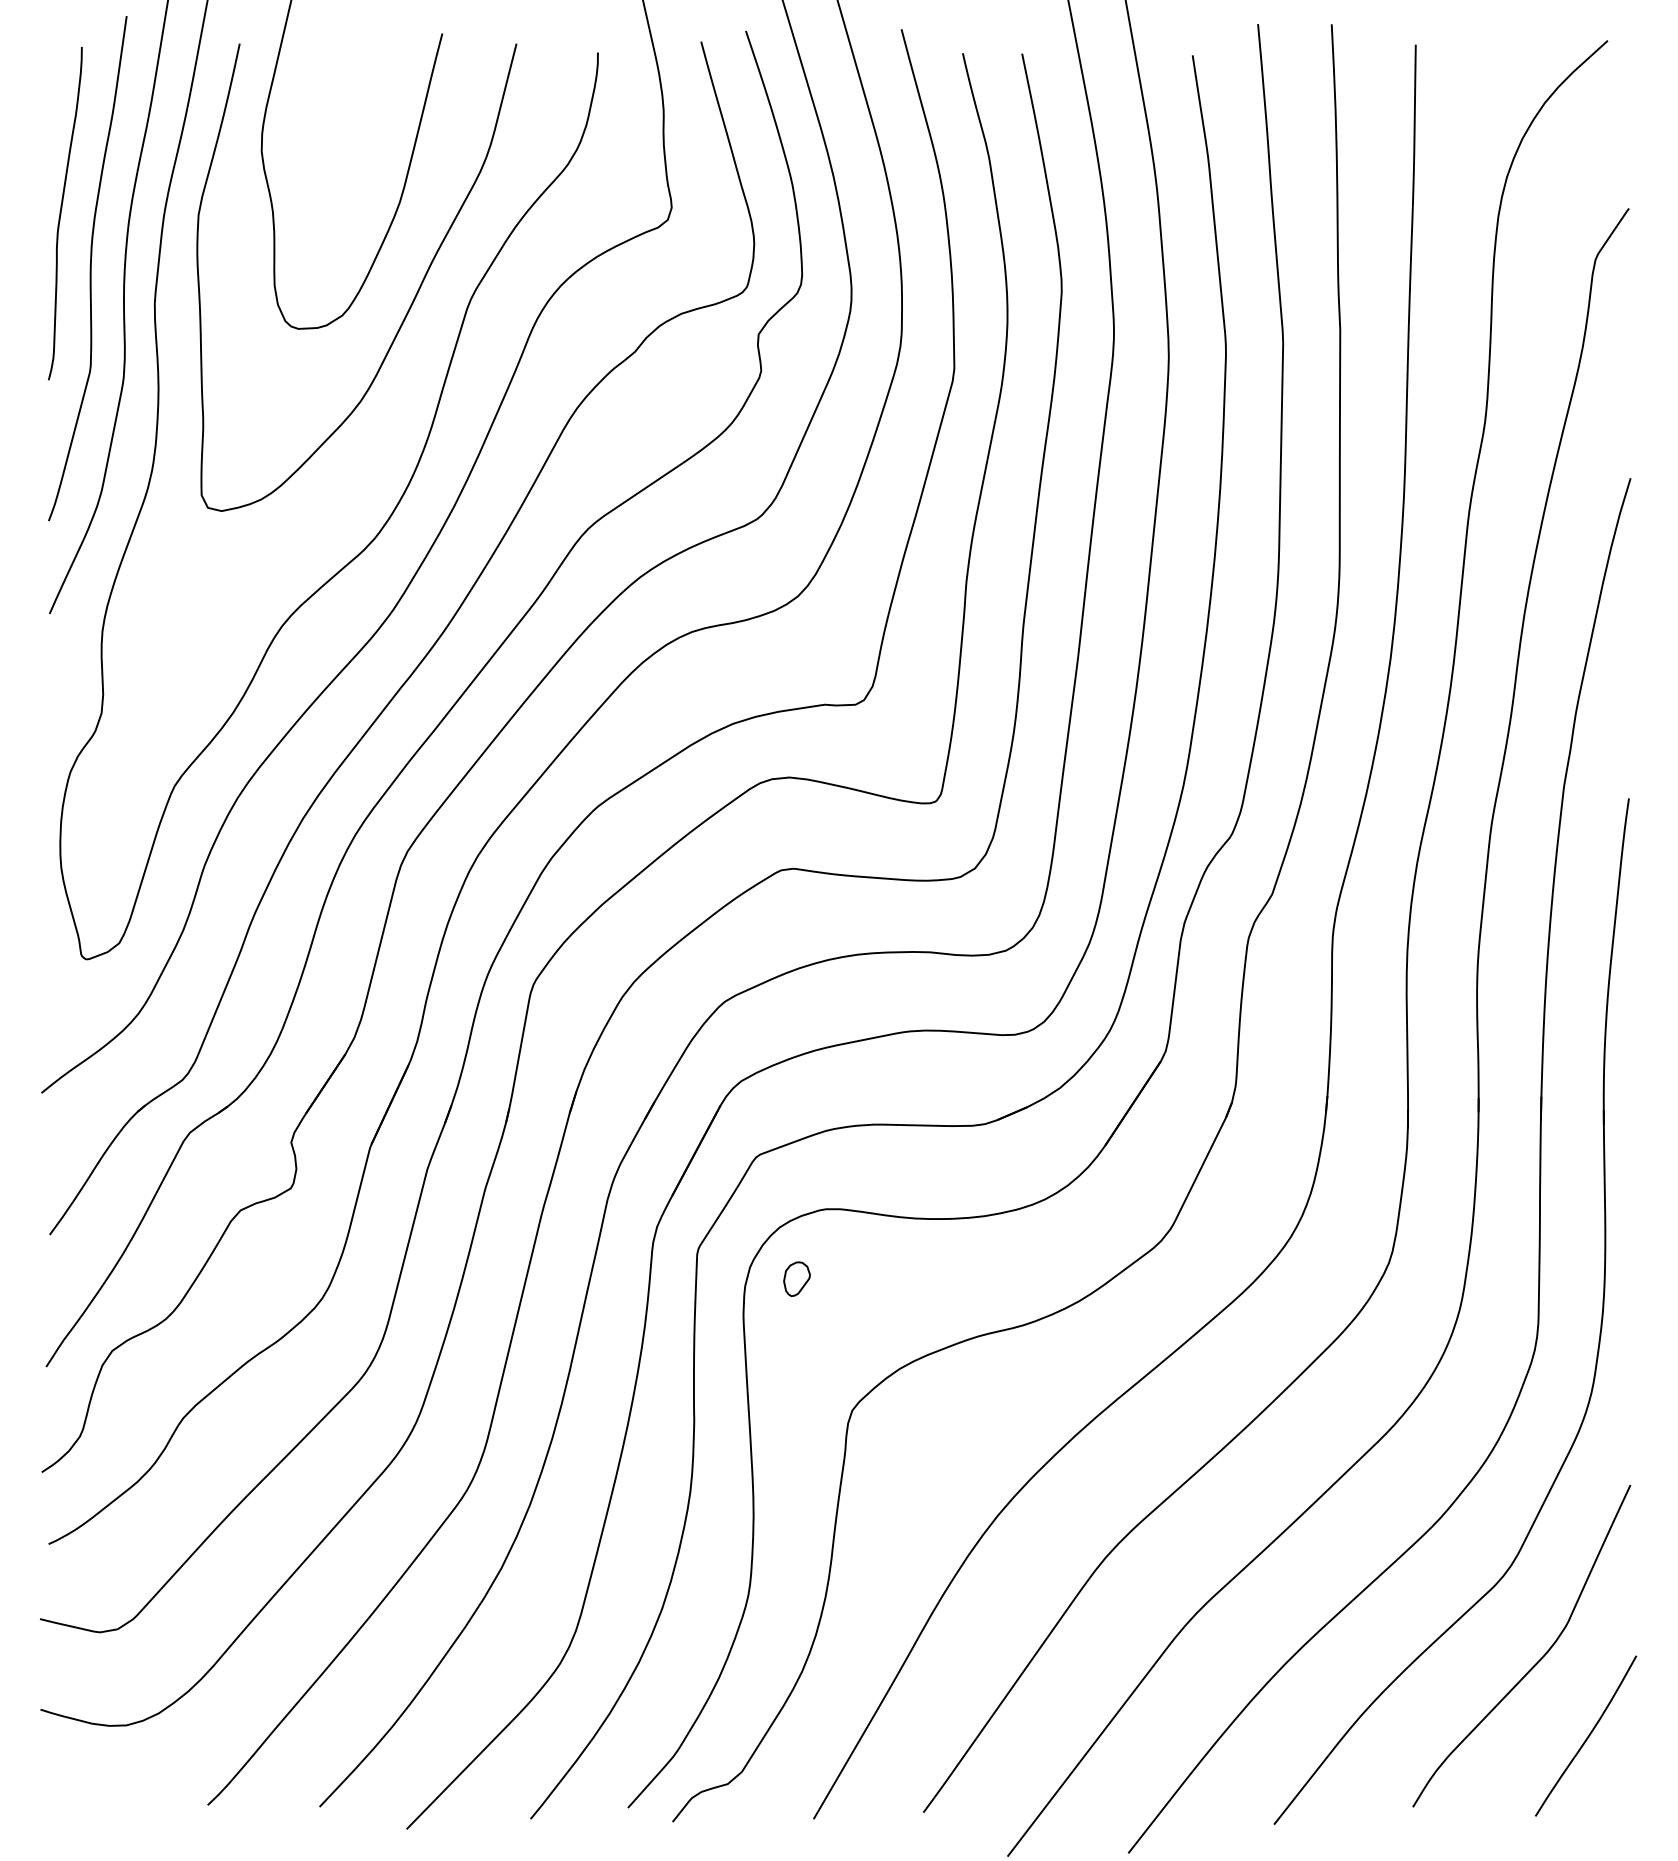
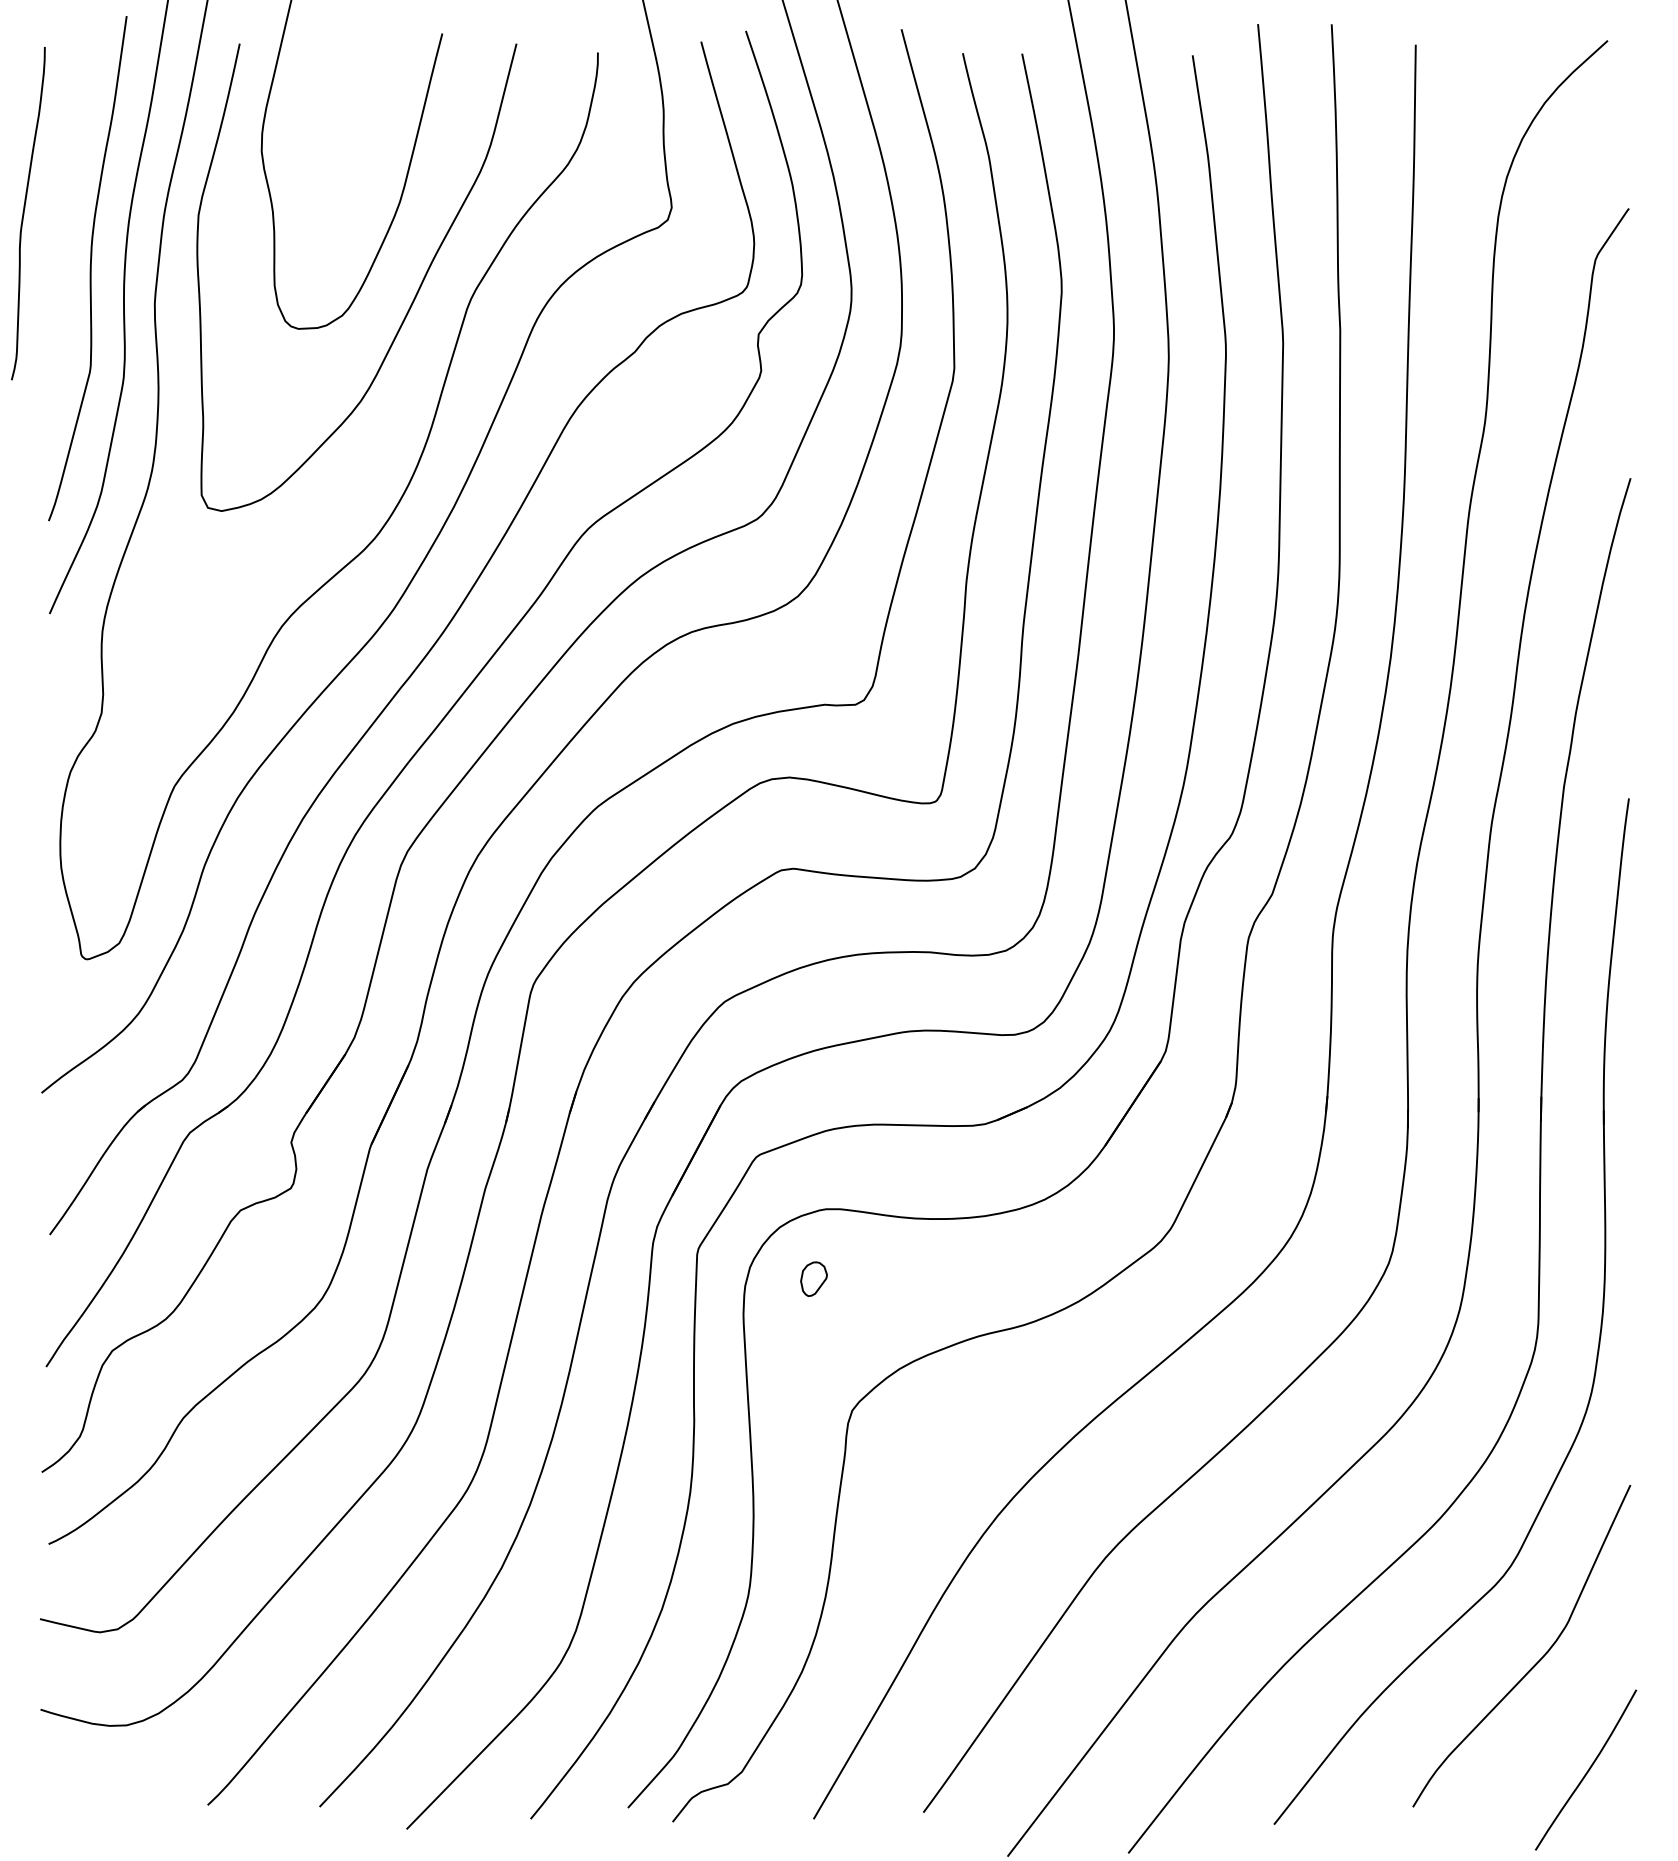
curve position: (61, 213) -> (24, 213) (24, 213)
part position: (796, 1278) -> (813, 1278) (813, 1278)
curve position: (1587, 1736) -> (1587, 1770) (1587, 1770)
